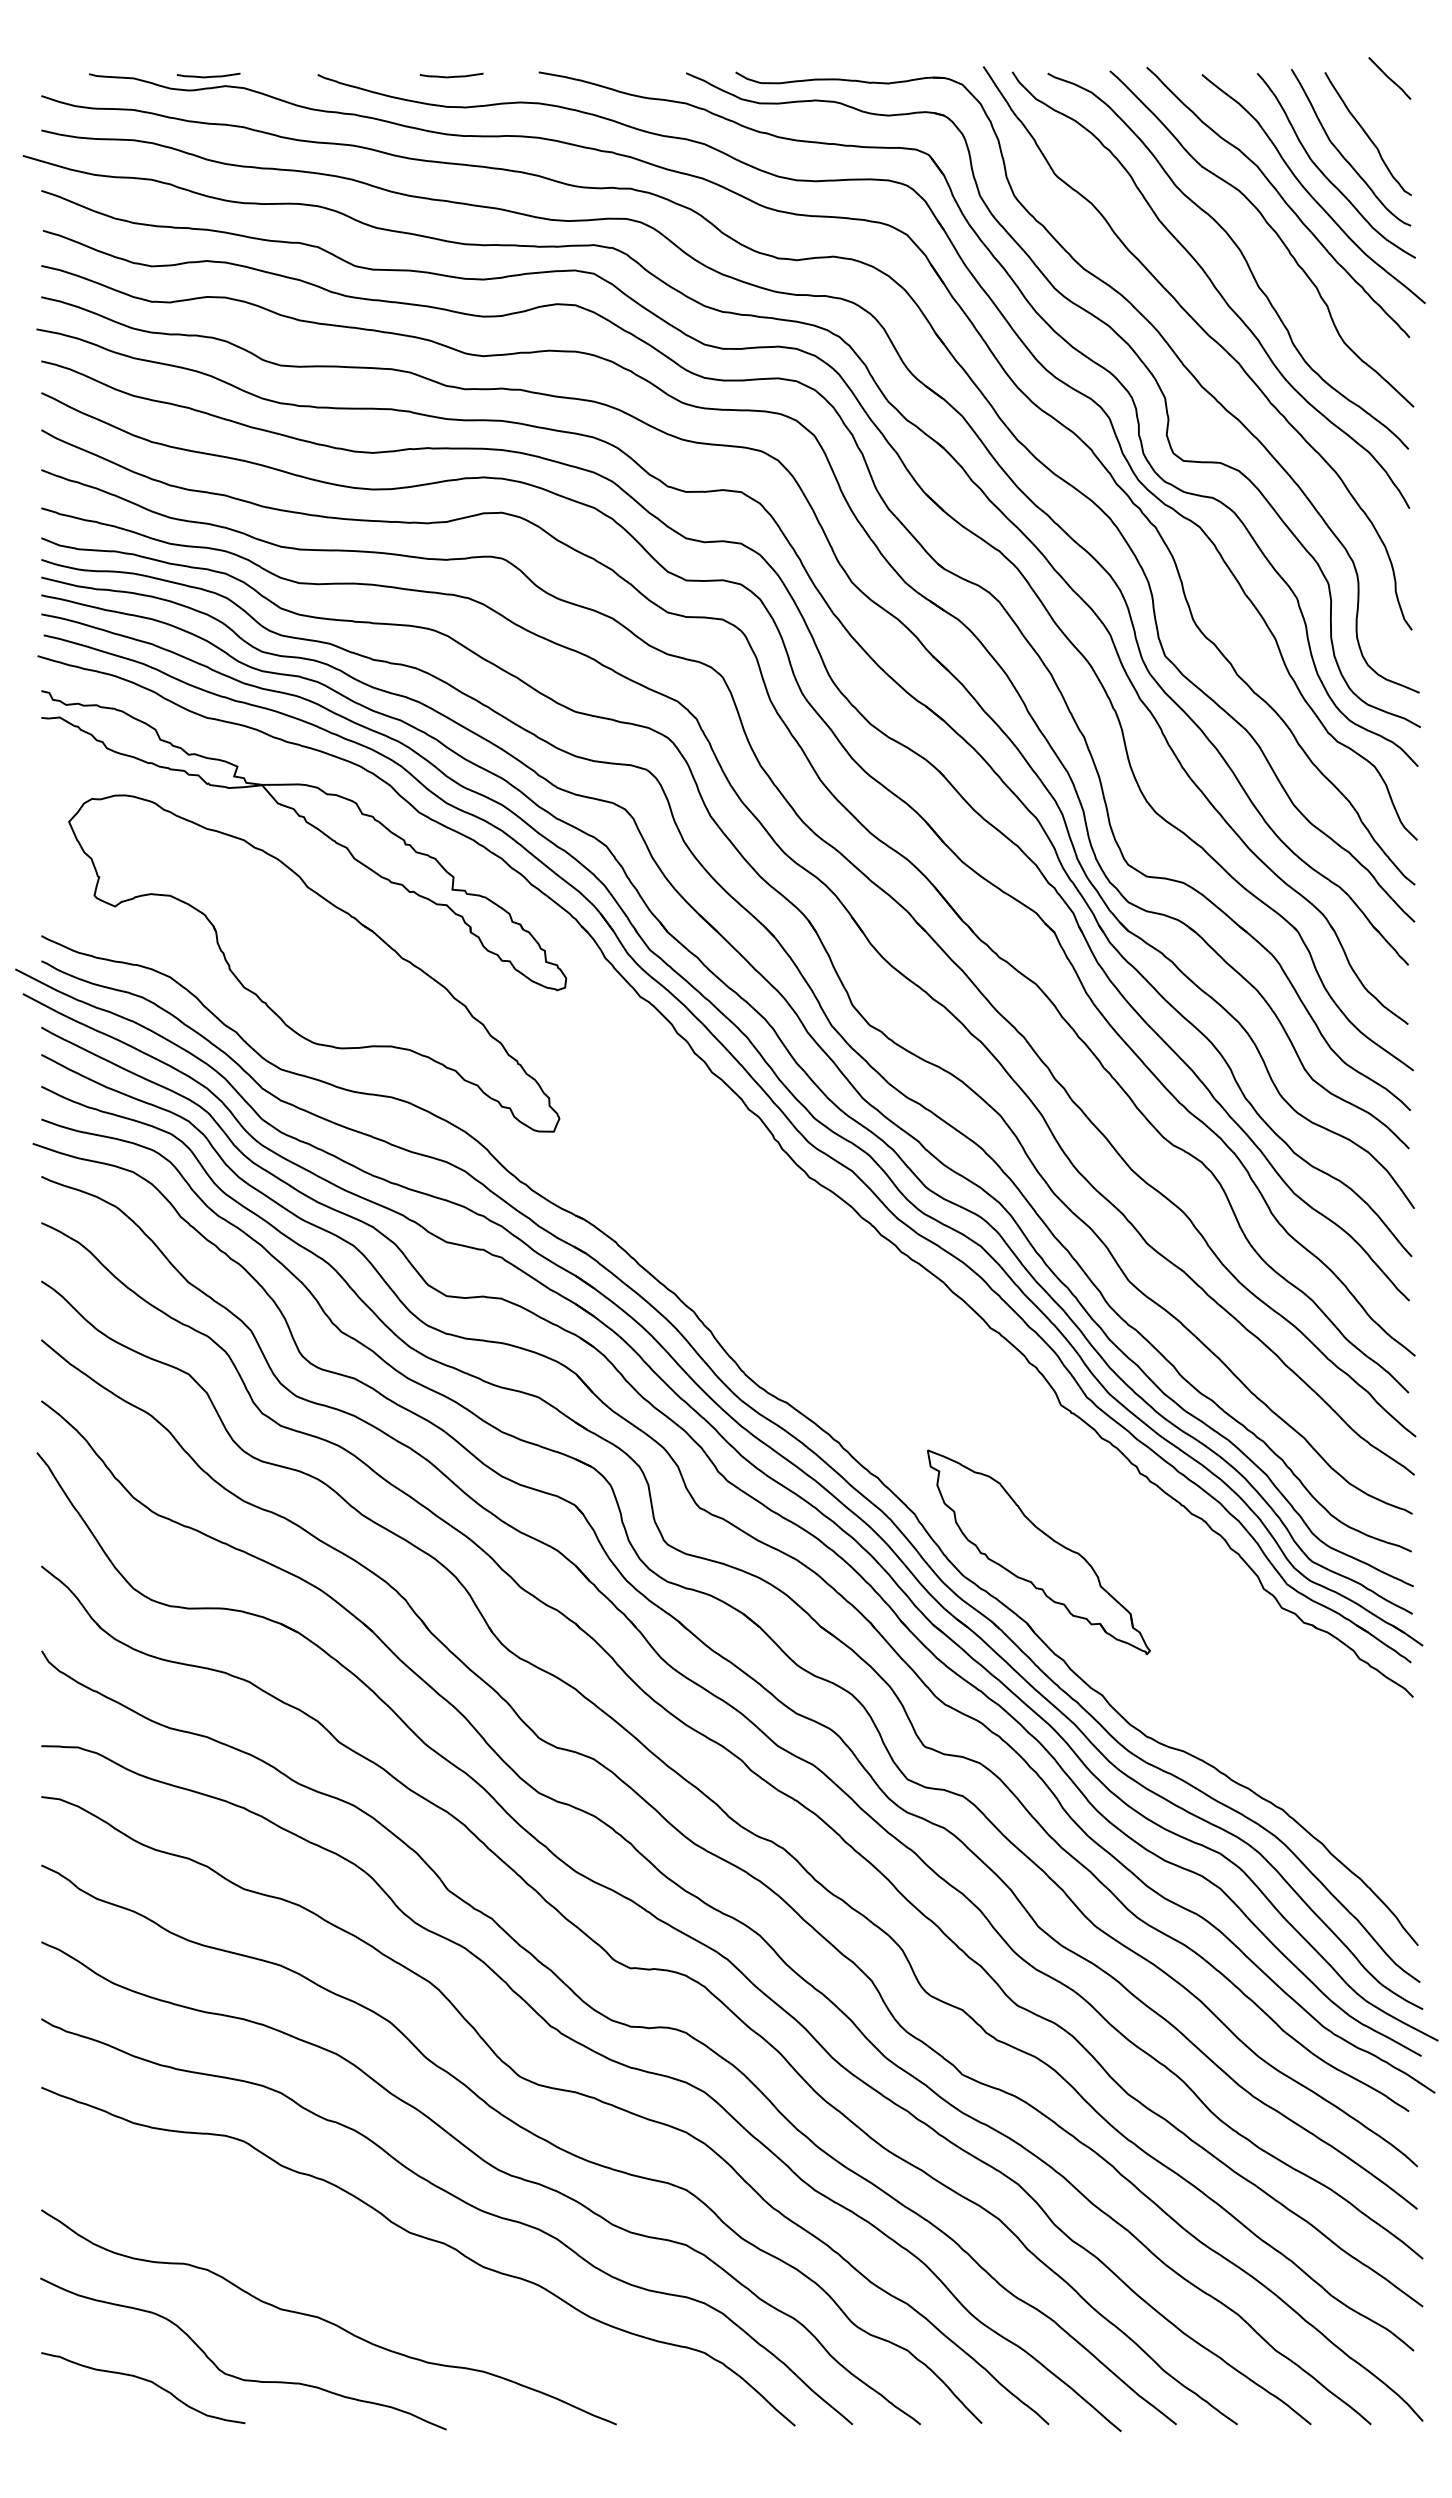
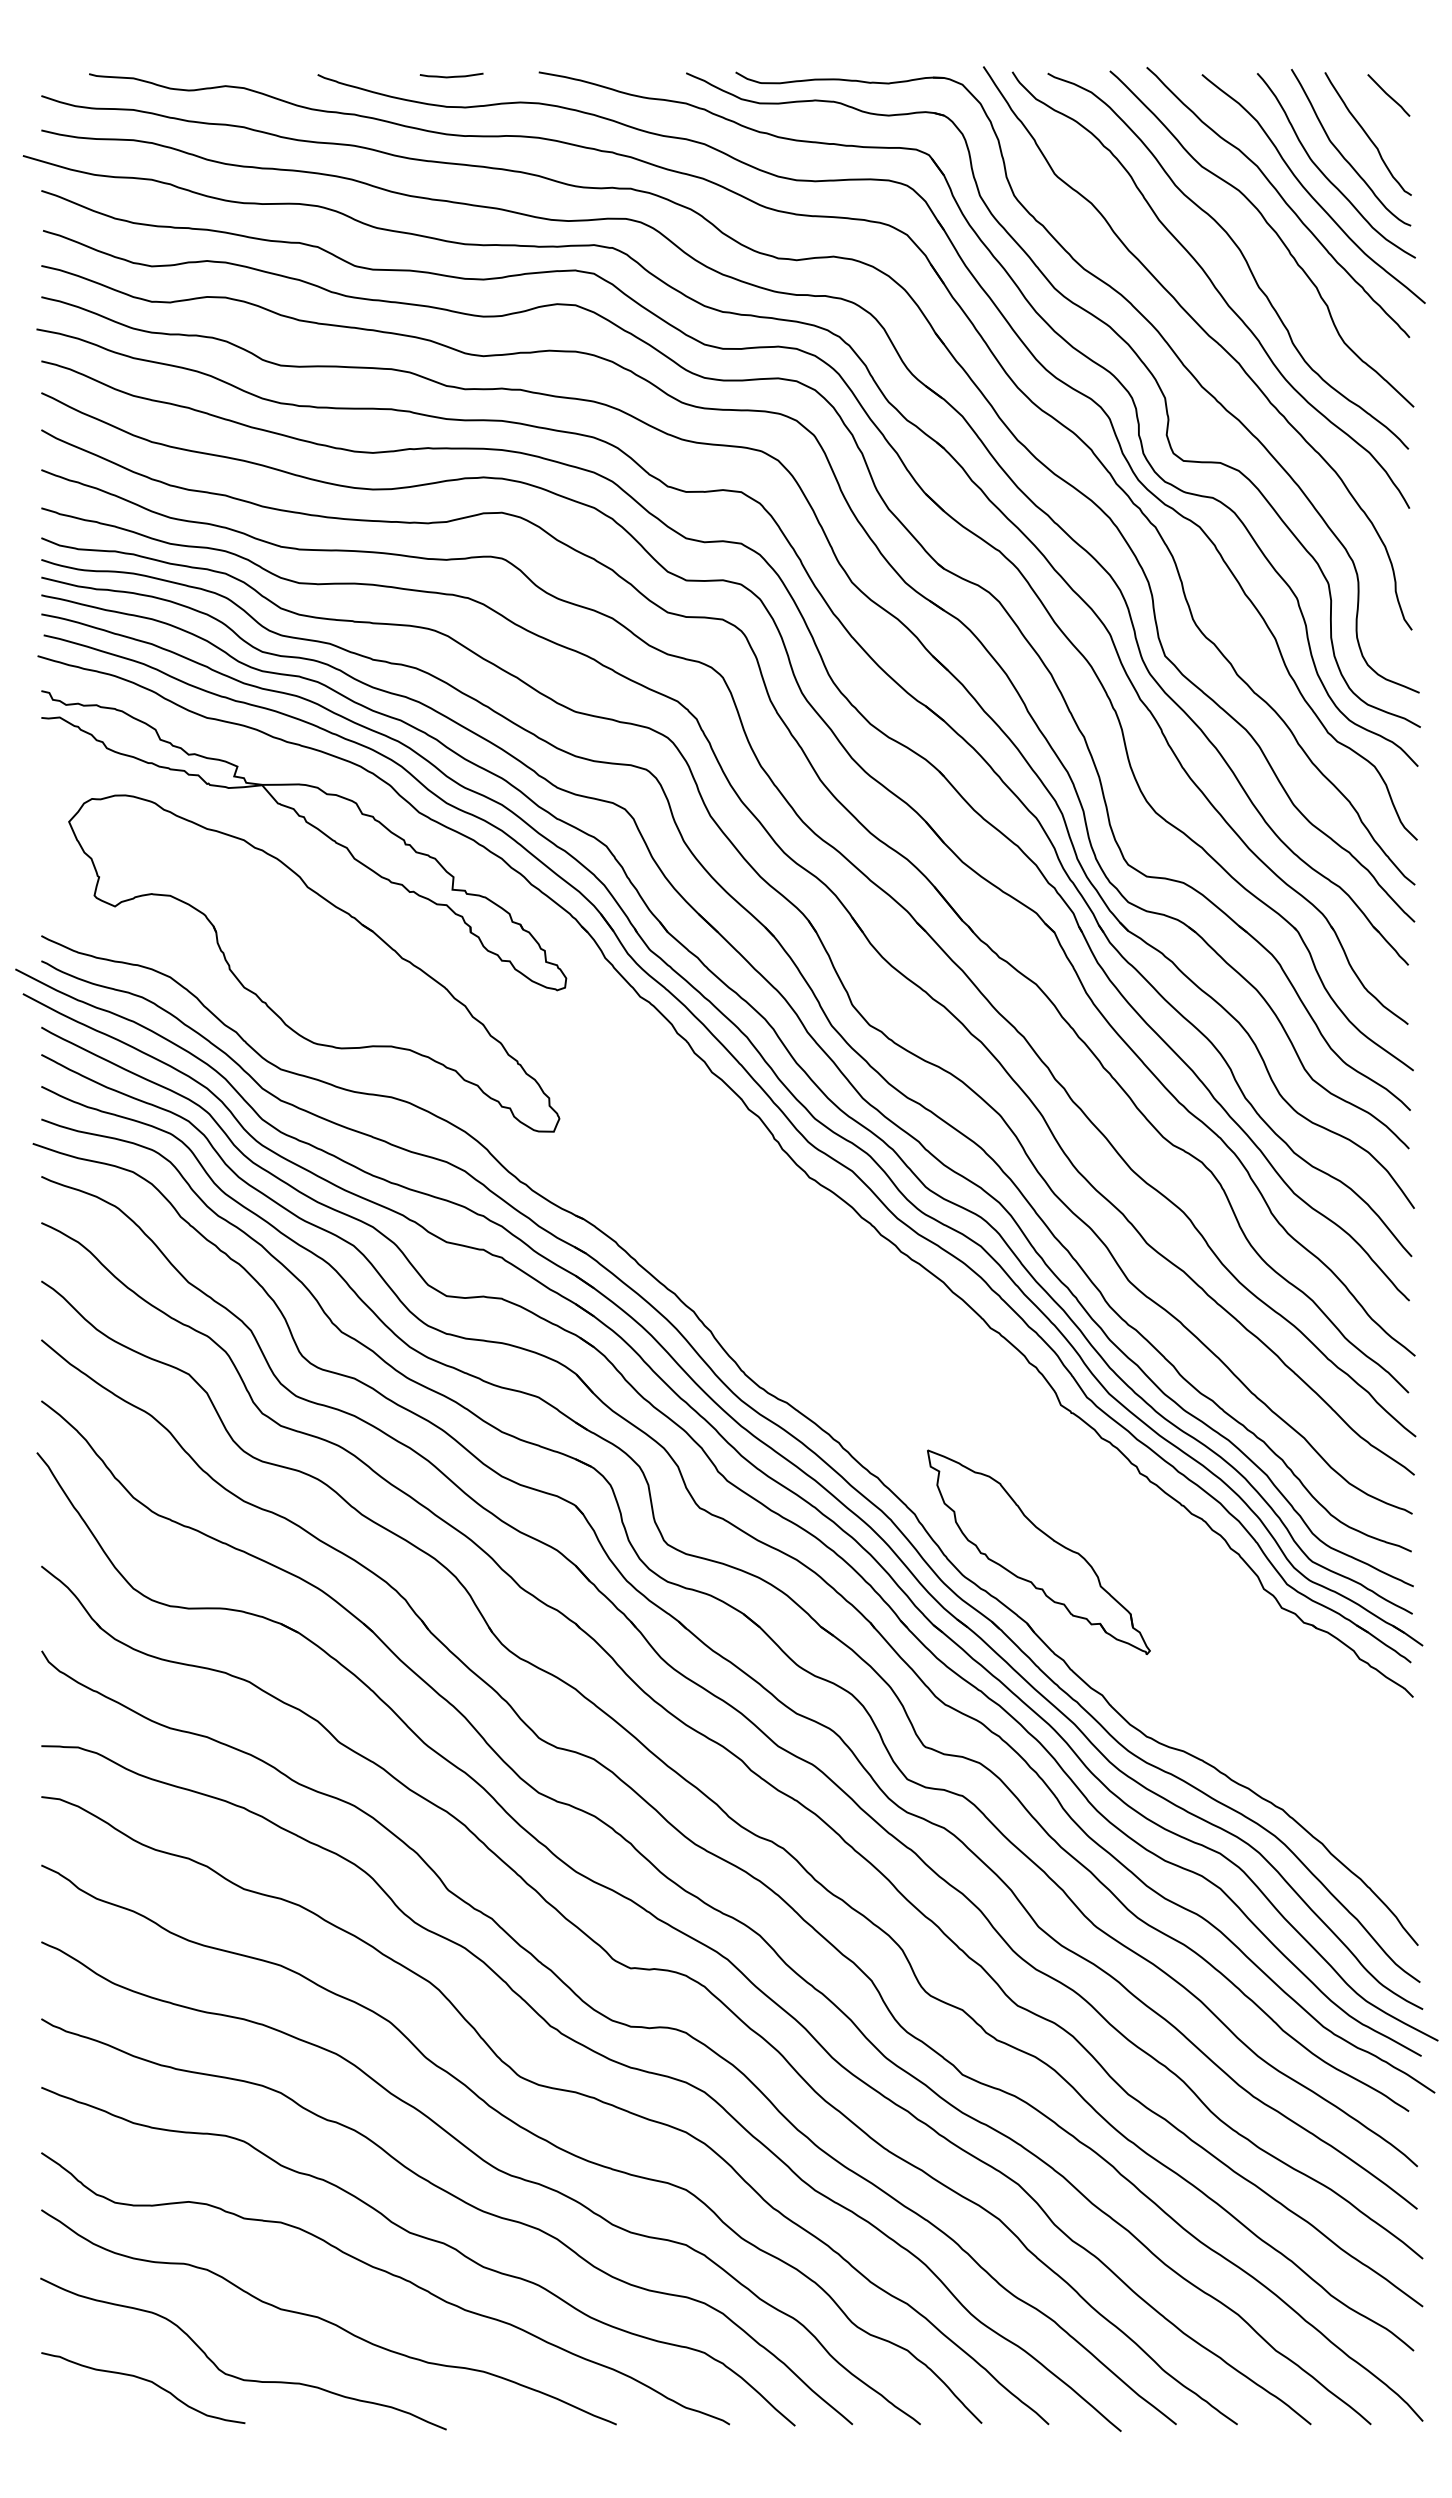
curve: present -> none (208, 76)
line position: (1389, 78) -> (1388, 95) (1388, 95)
curve: none -> present (391, 2275)
